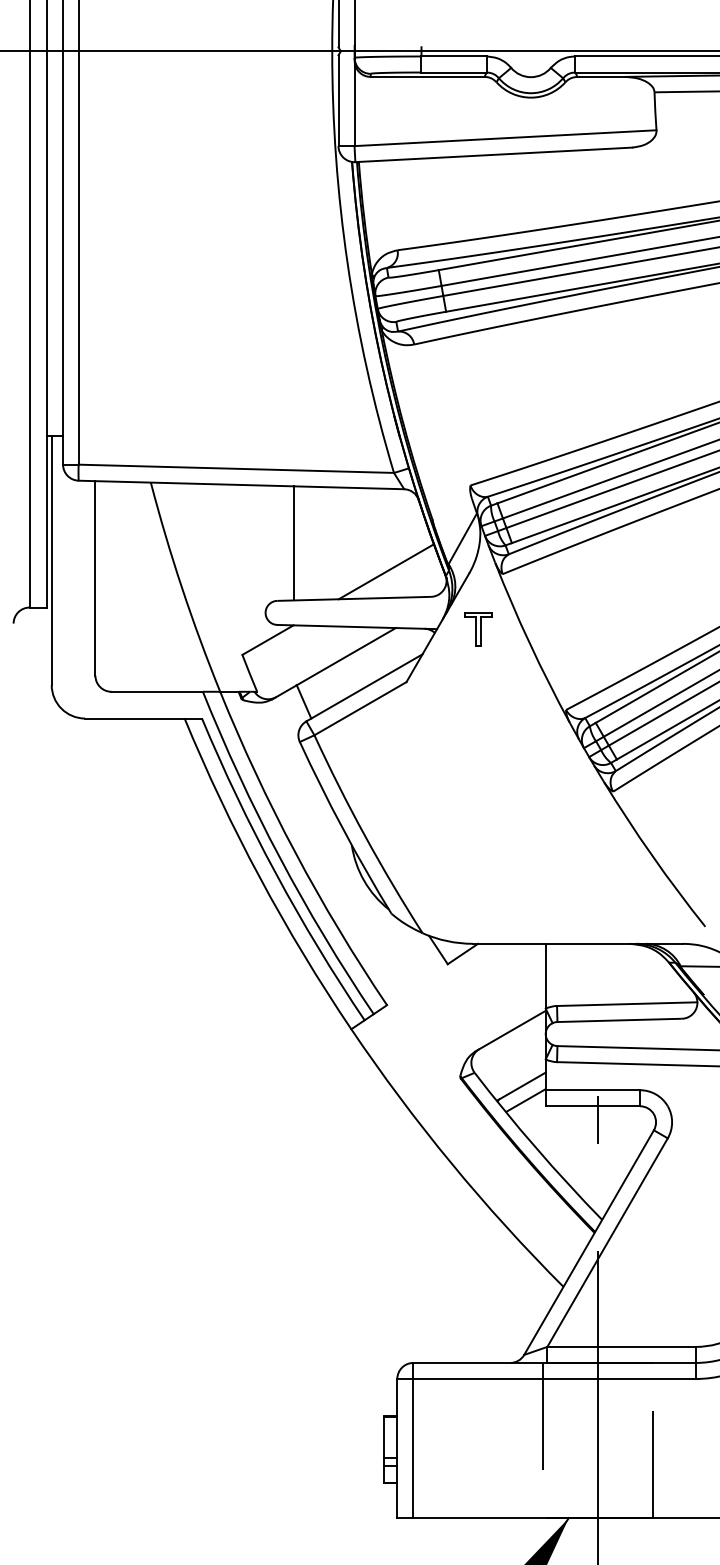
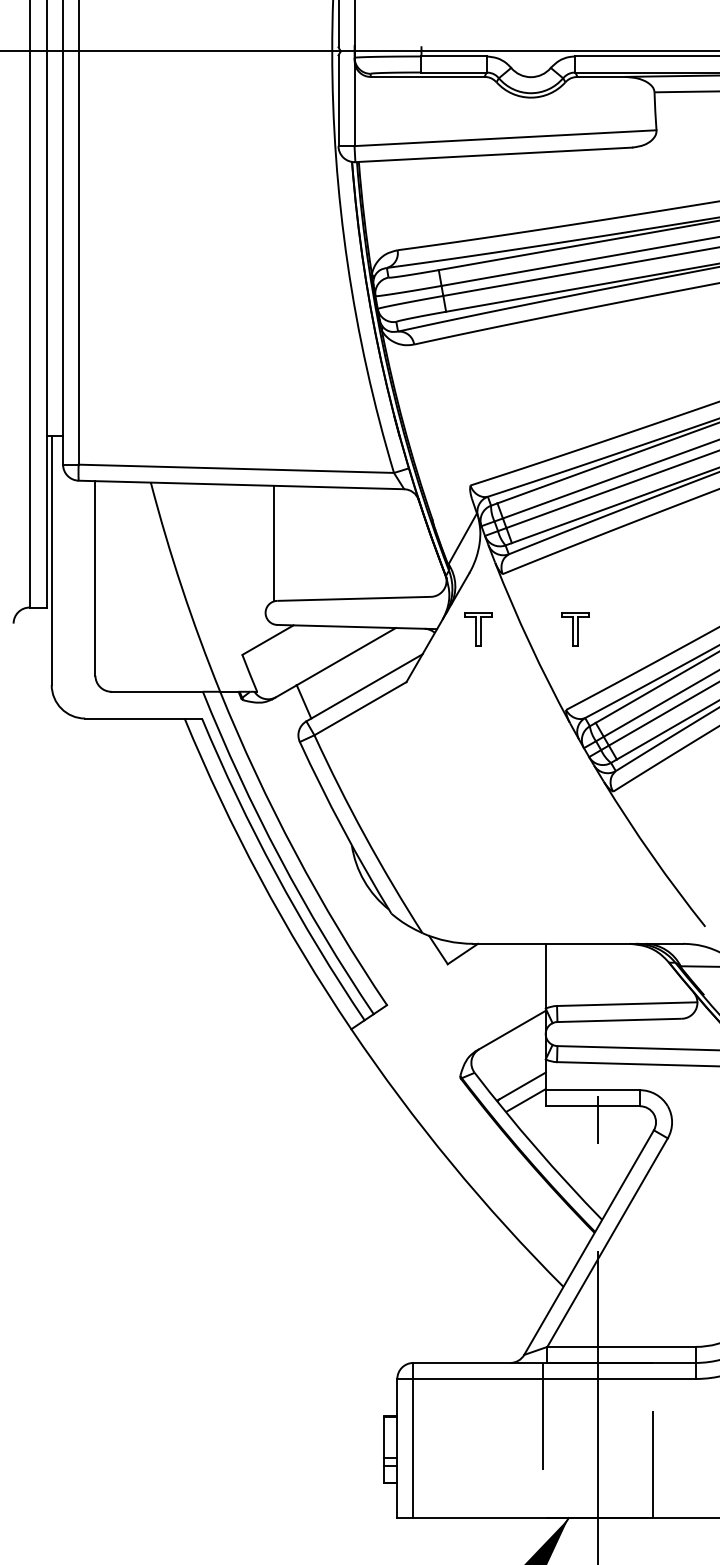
line position: (293, 543) -> (273, 543) (273, 543)
line: present -> none (385, 571)
part: none -> present (575, 629)
